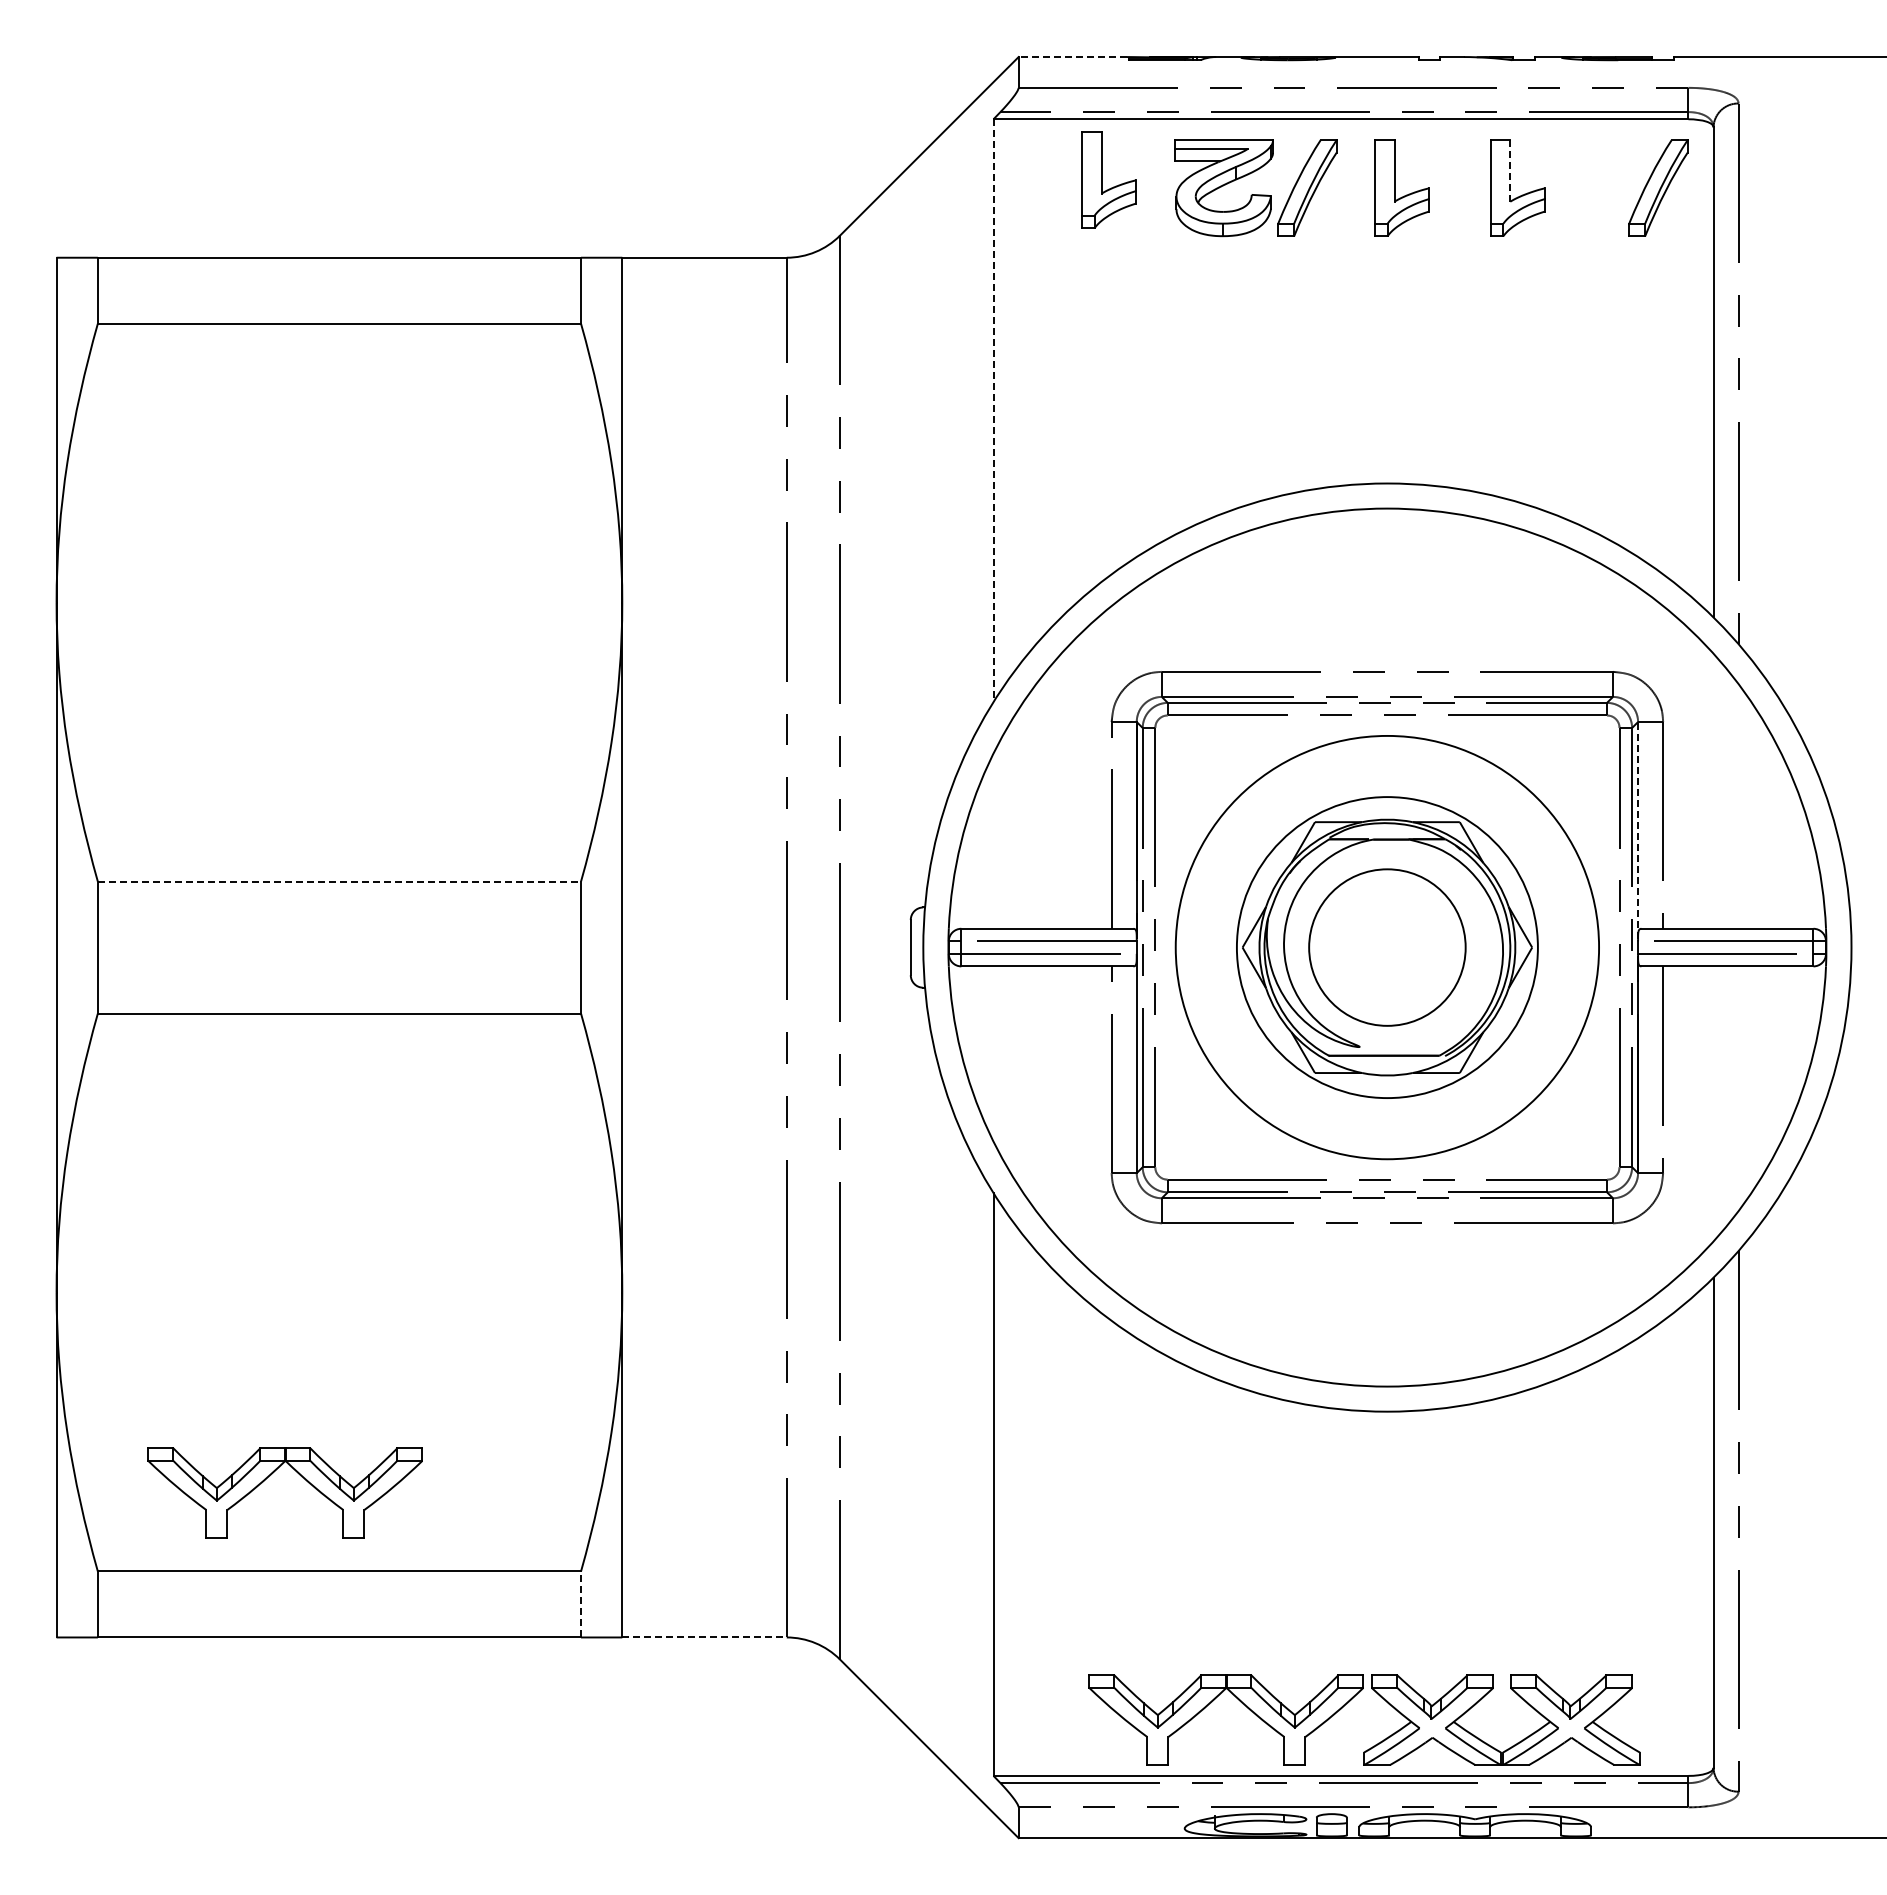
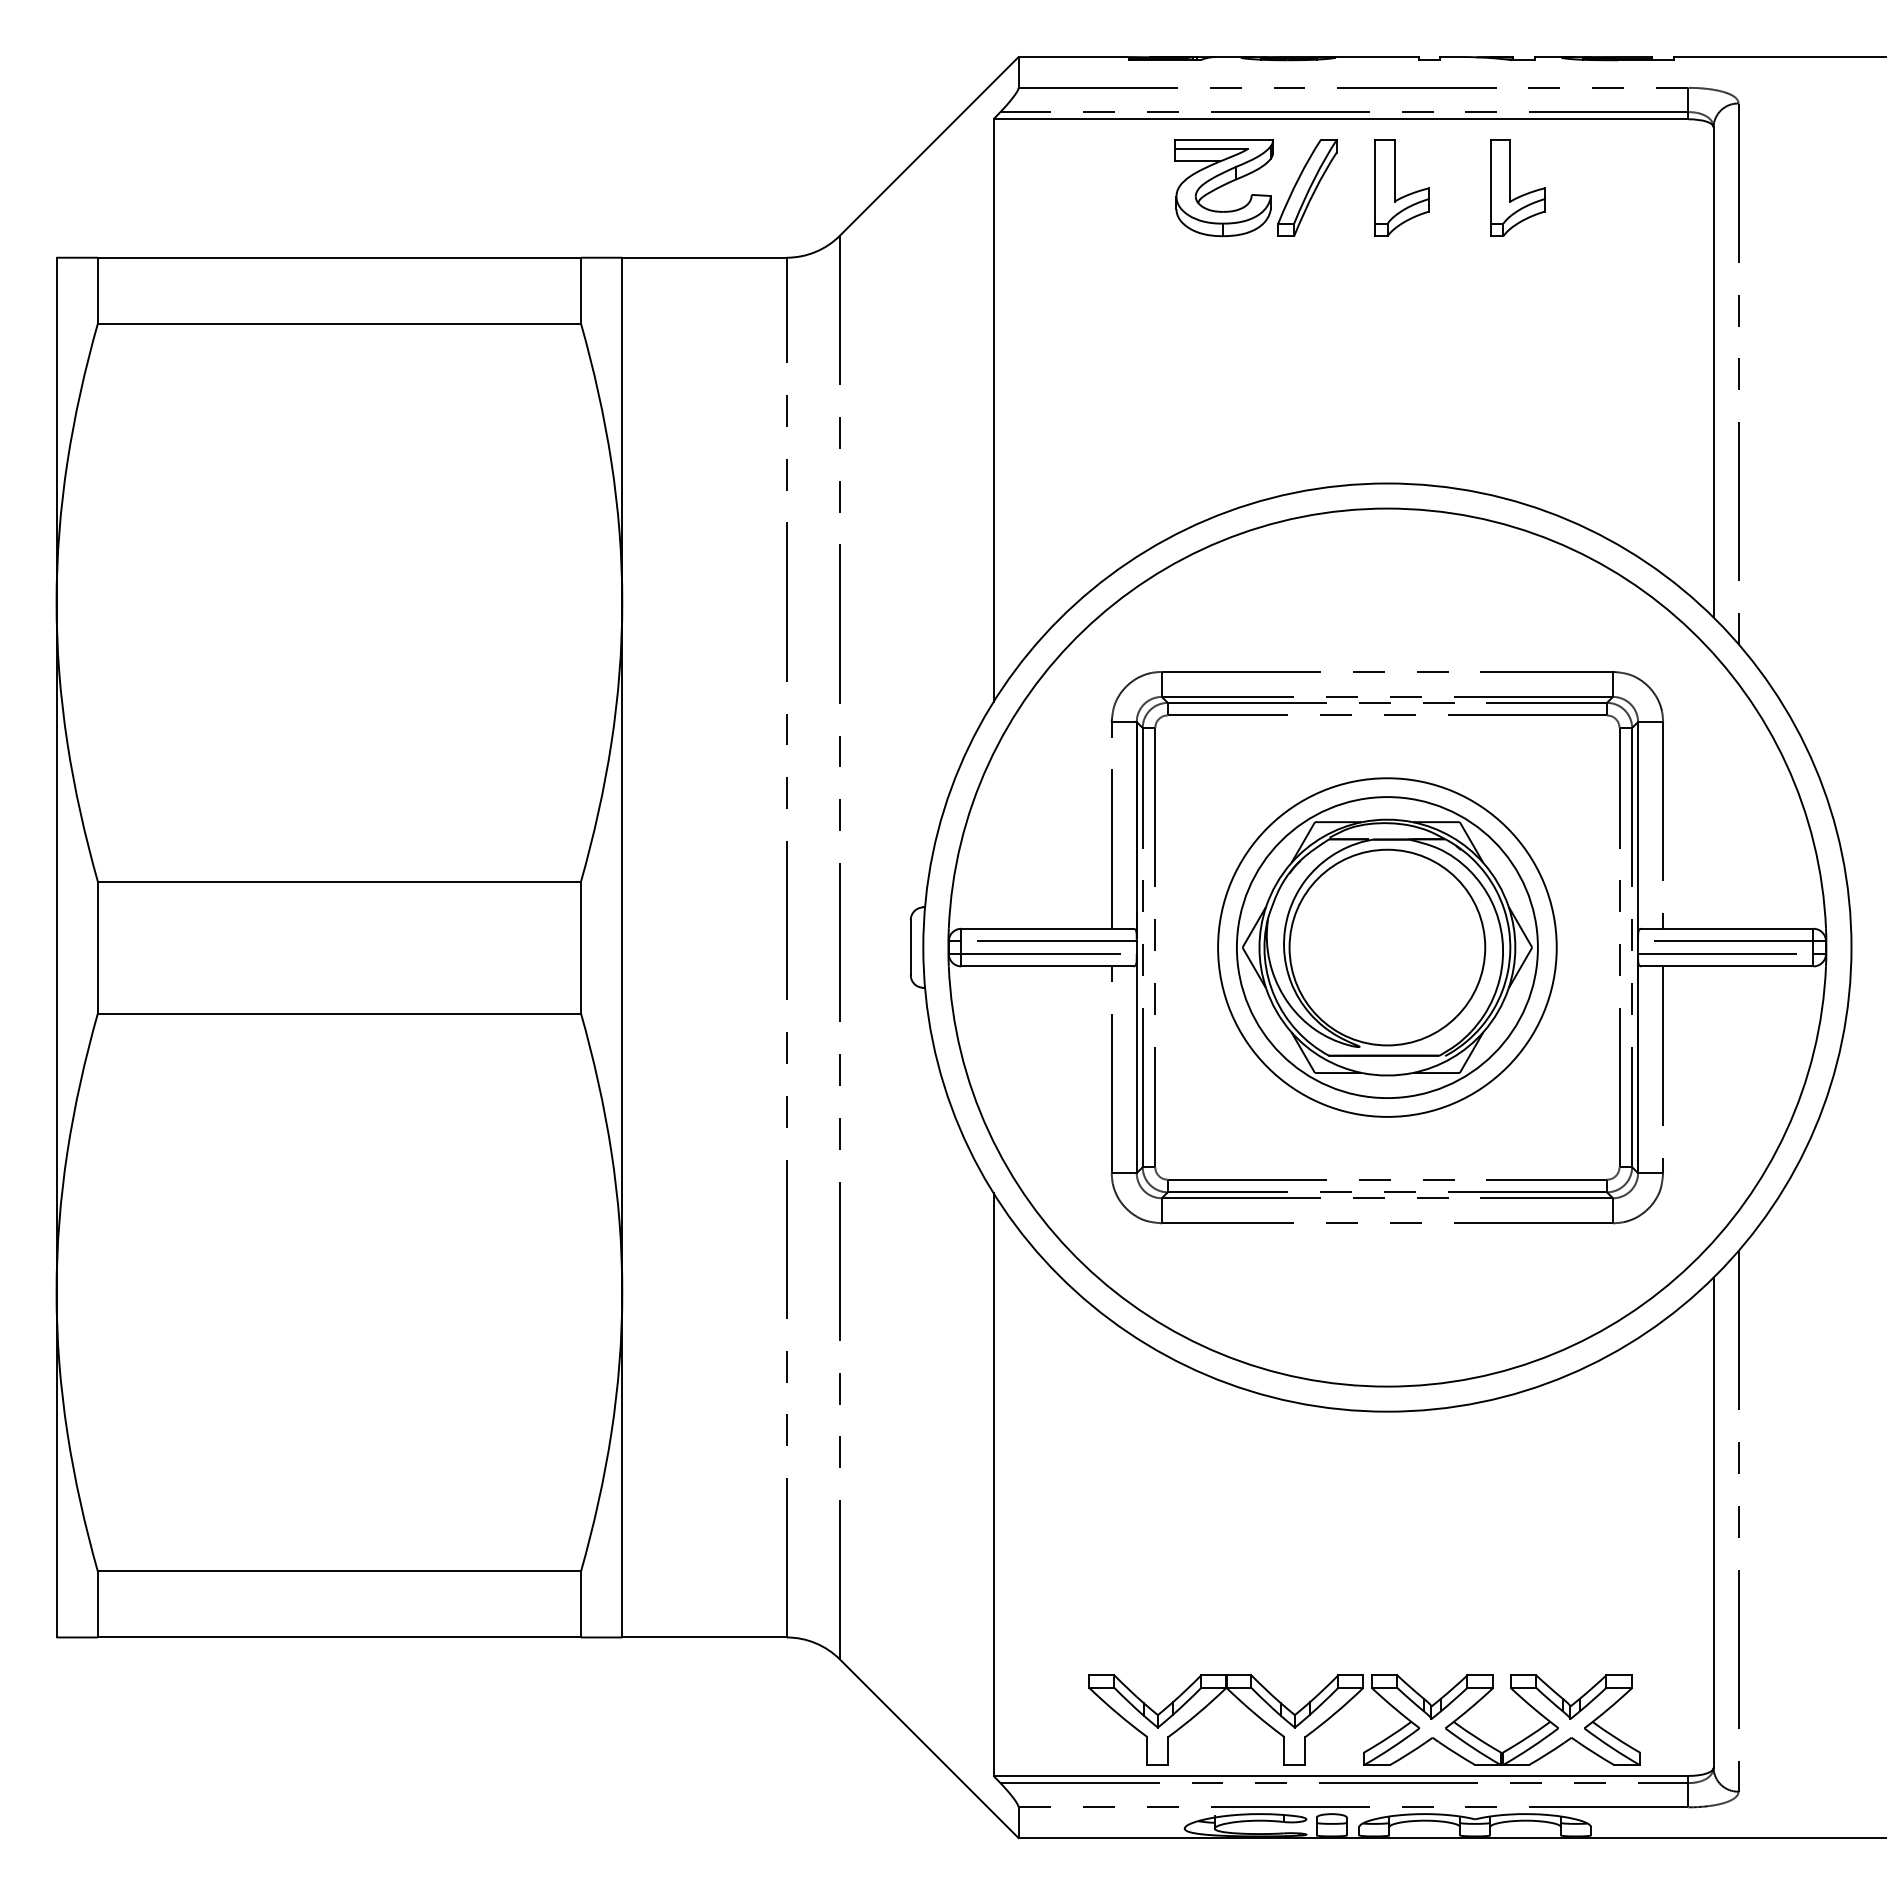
line: dashed -> solid (1072, 57)
line: dashed -> solid (1510, 170)
part: present -> none (1108, 179)
part: present -> none (1658, 187)
line: dashed -> solid (993, 411)
line: dashed -> solid (1638, 830)
line: dashed -> solid (339, 881)
circle diameter: 157 px -> 196 px (1387, 947)
circle diameter: 423 px -> 339 px (1387, 947)
part: present -> none (270, 1476)
line: dashed -> solid (581, 1604)
line: dashed -> solid (705, 1637)
